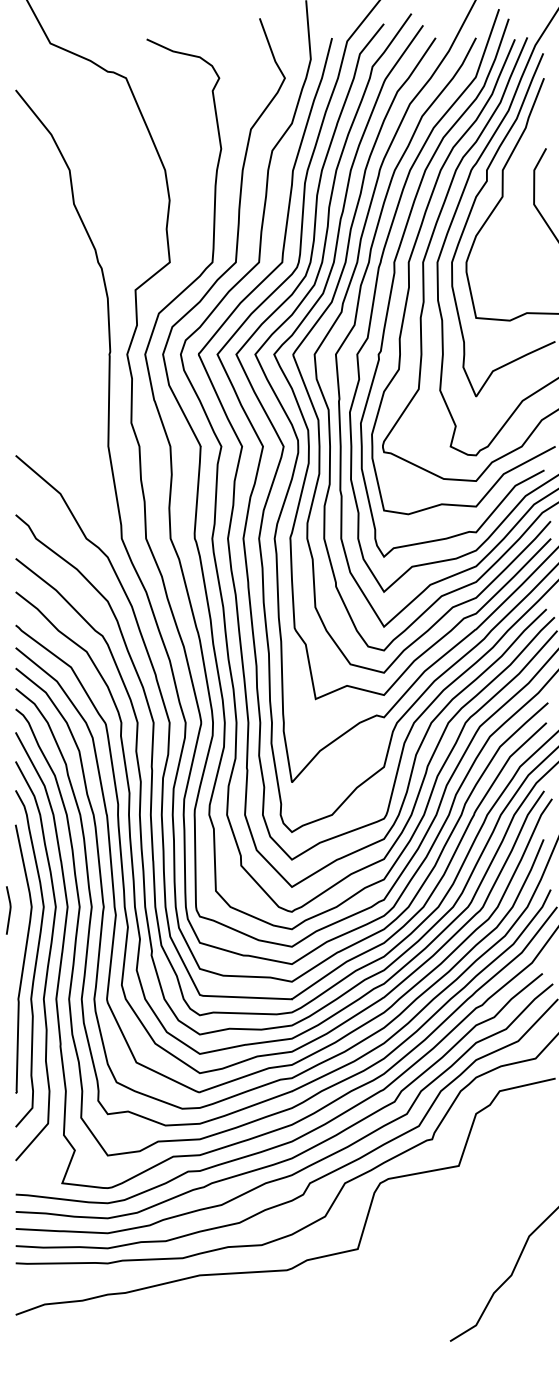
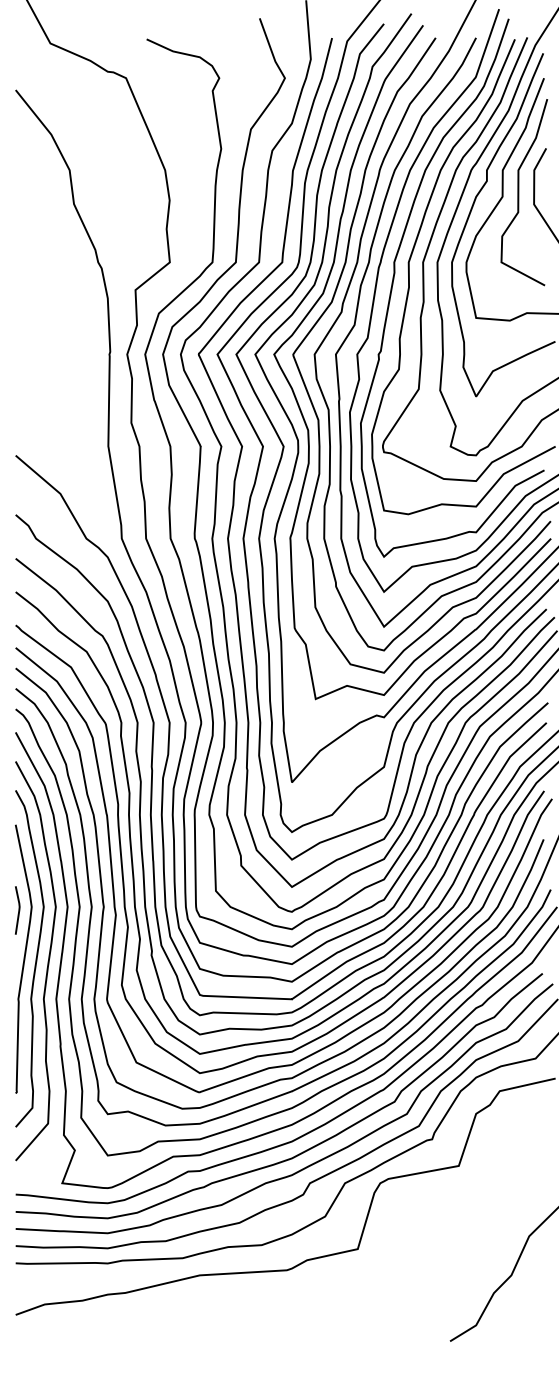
curve: none -> present (519, 192)
line position: (9, 910) -> (18, 910) (18, 910)
